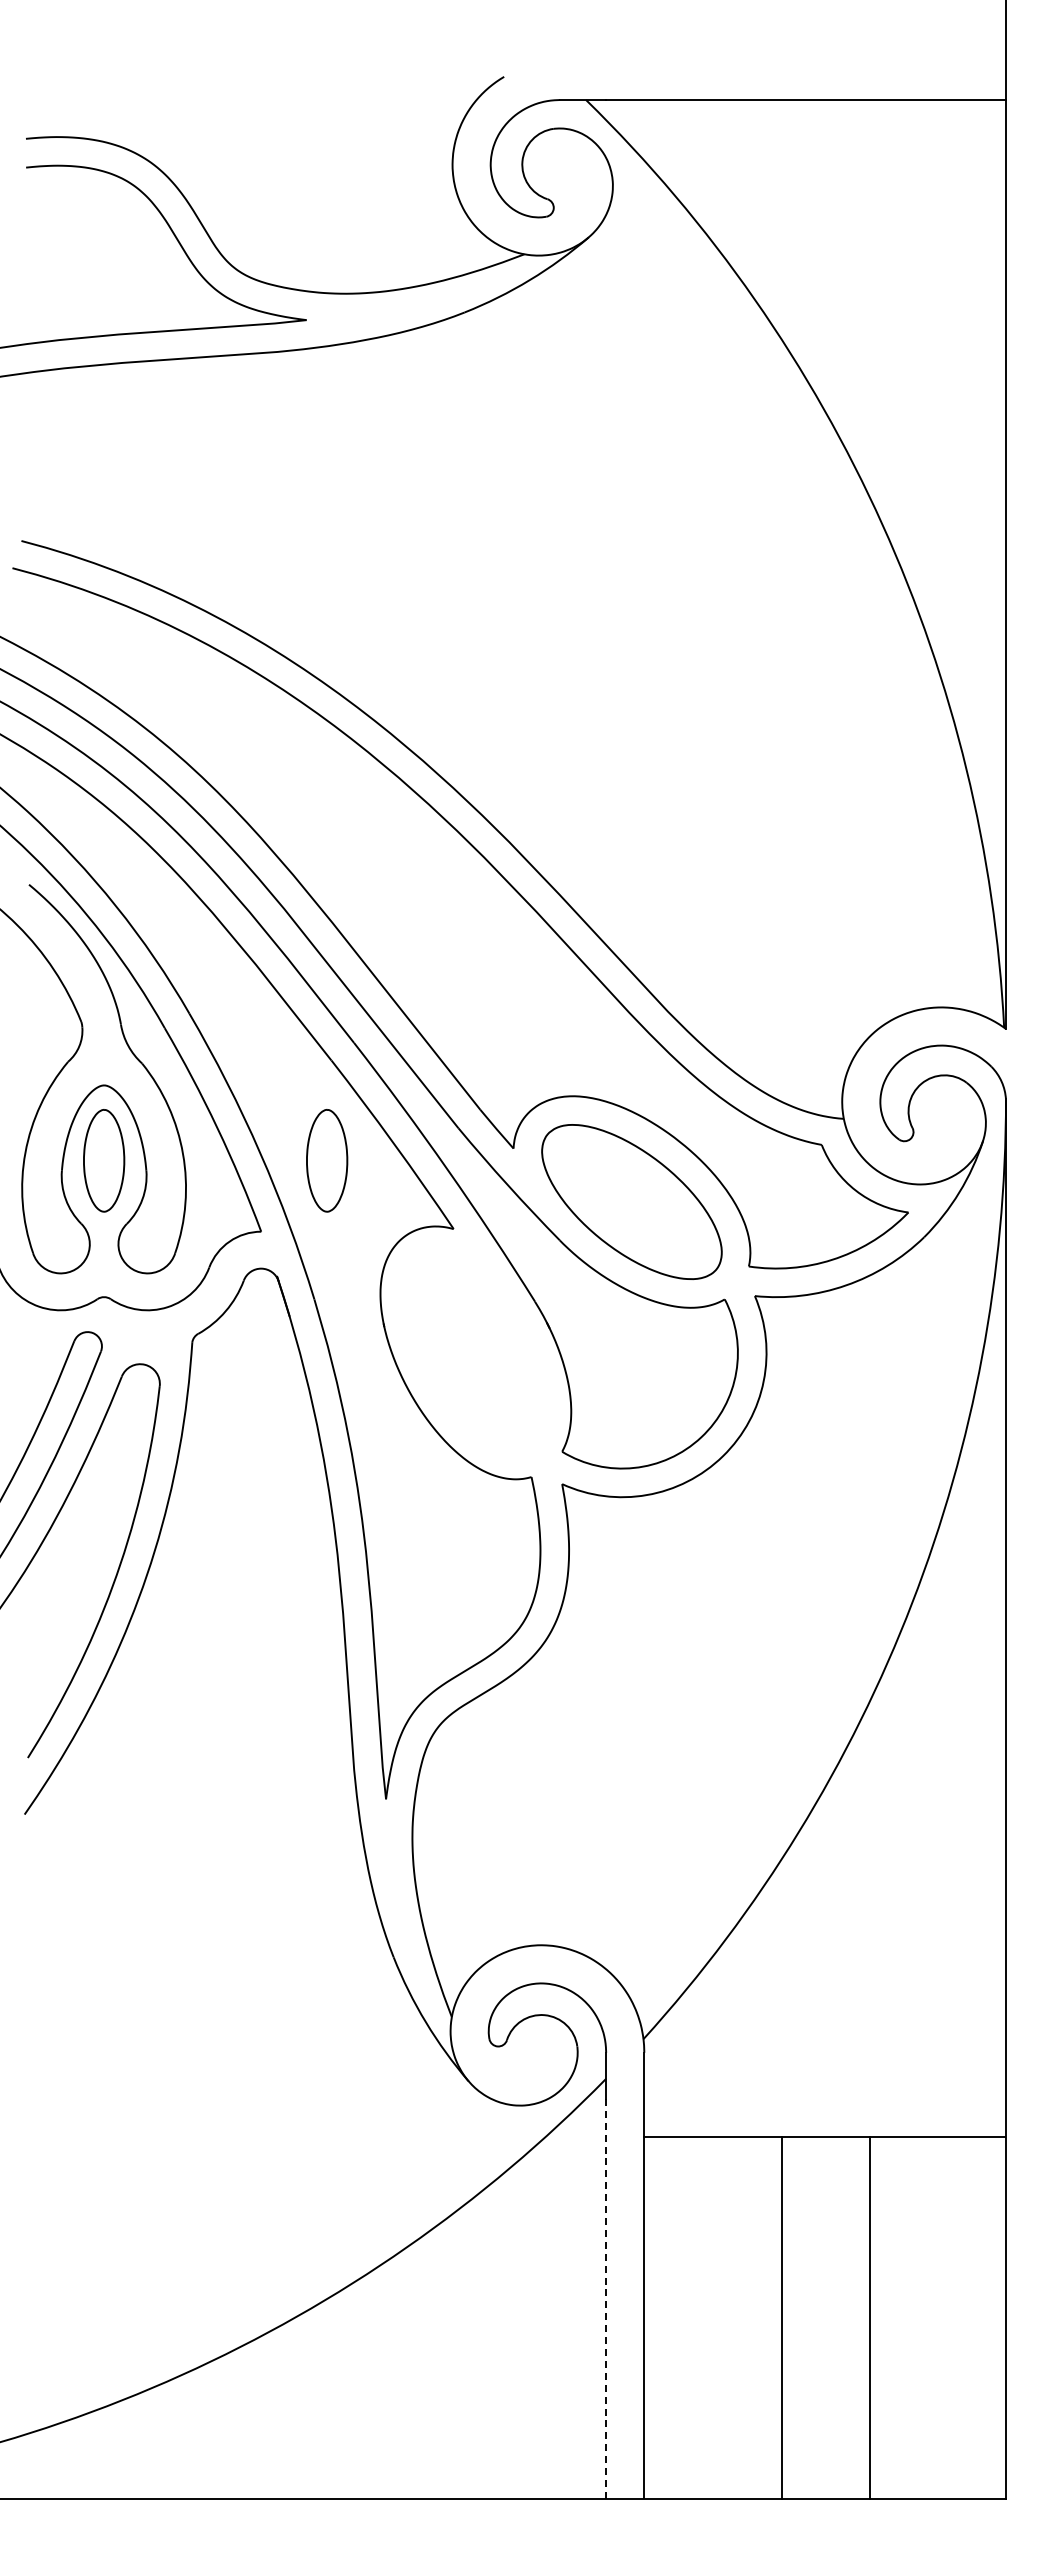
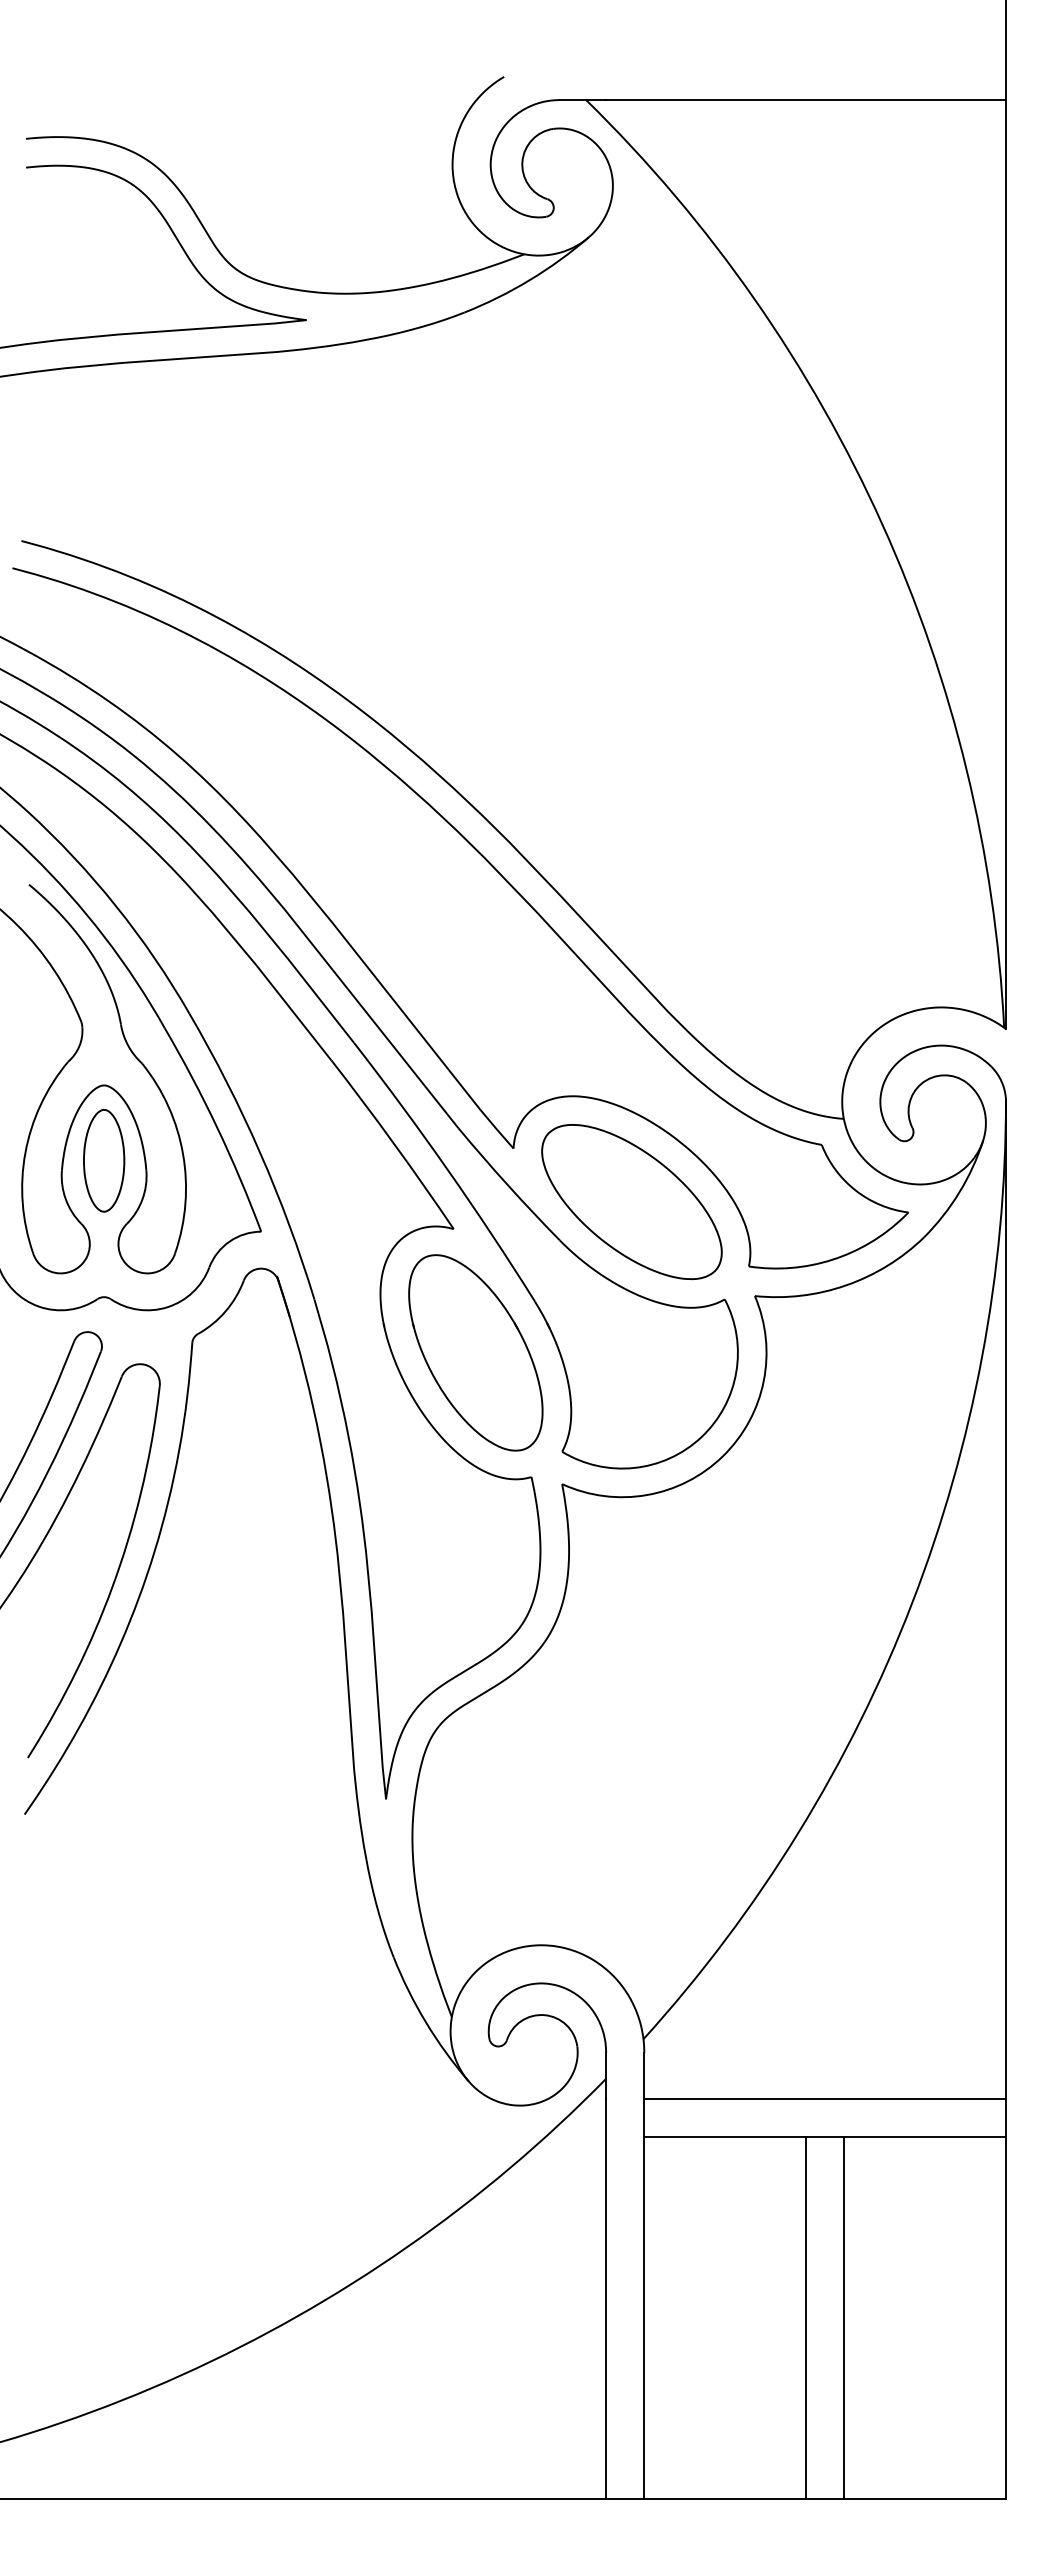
part: present -> none (327, 1160)
part: none -> present (475, 1352)
line: none -> present (825, 2098)
line: dashed -> solid (606, 2298)
line position: (782, 2317) -> (806, 2317) (806, 2317)
line position: (870, 2317) -> (844, 2317) (844, 2317)
